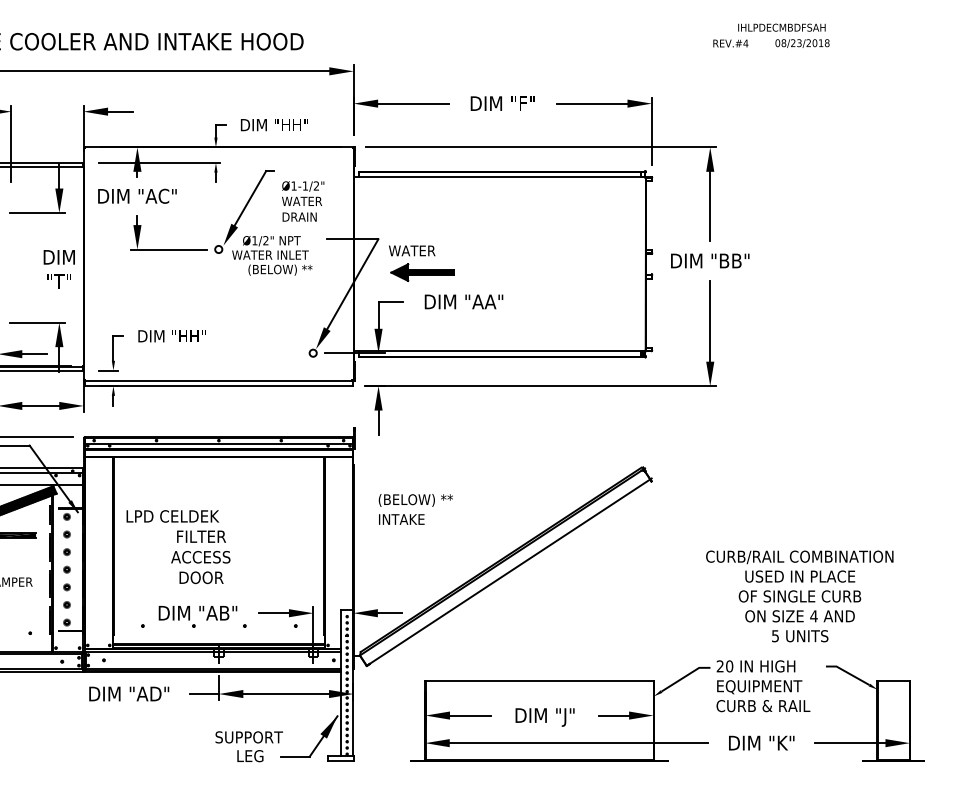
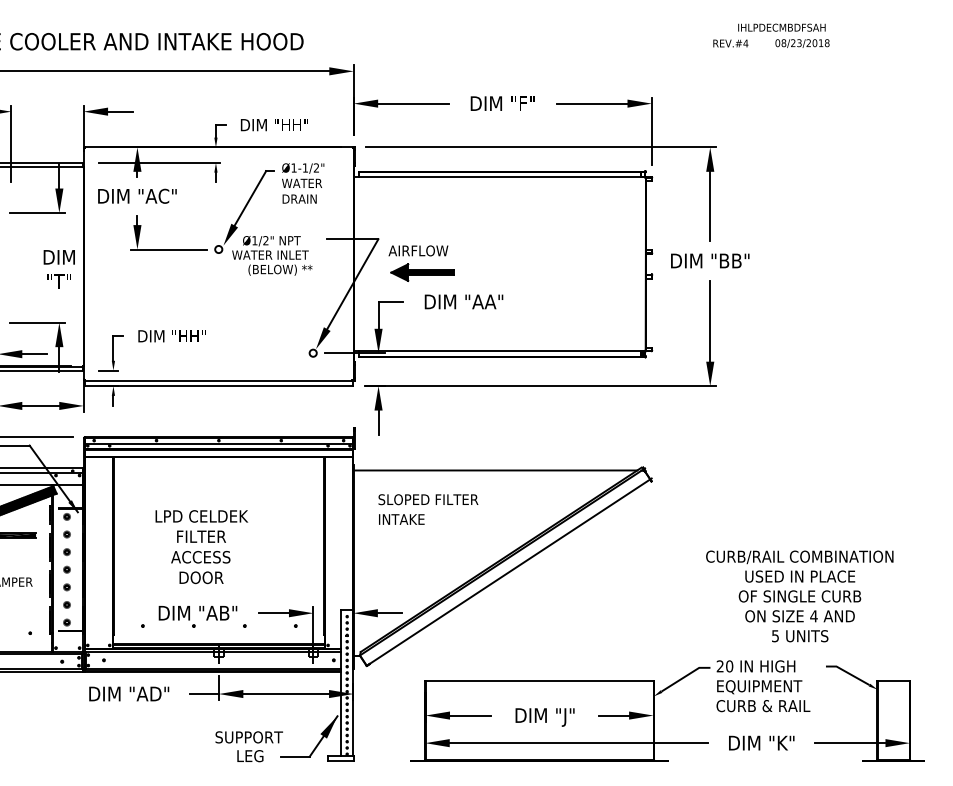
text position: (303, 201) -> (303, 183) (303, 183)
text: WATER -> AIRFLOW (418, 250)
line: none -> present (495, 470)
text: (BELOW) ** -> SLOPED FILTER (428, 500)
text position: (172, 516) -> (201, 516) (201, 516)
